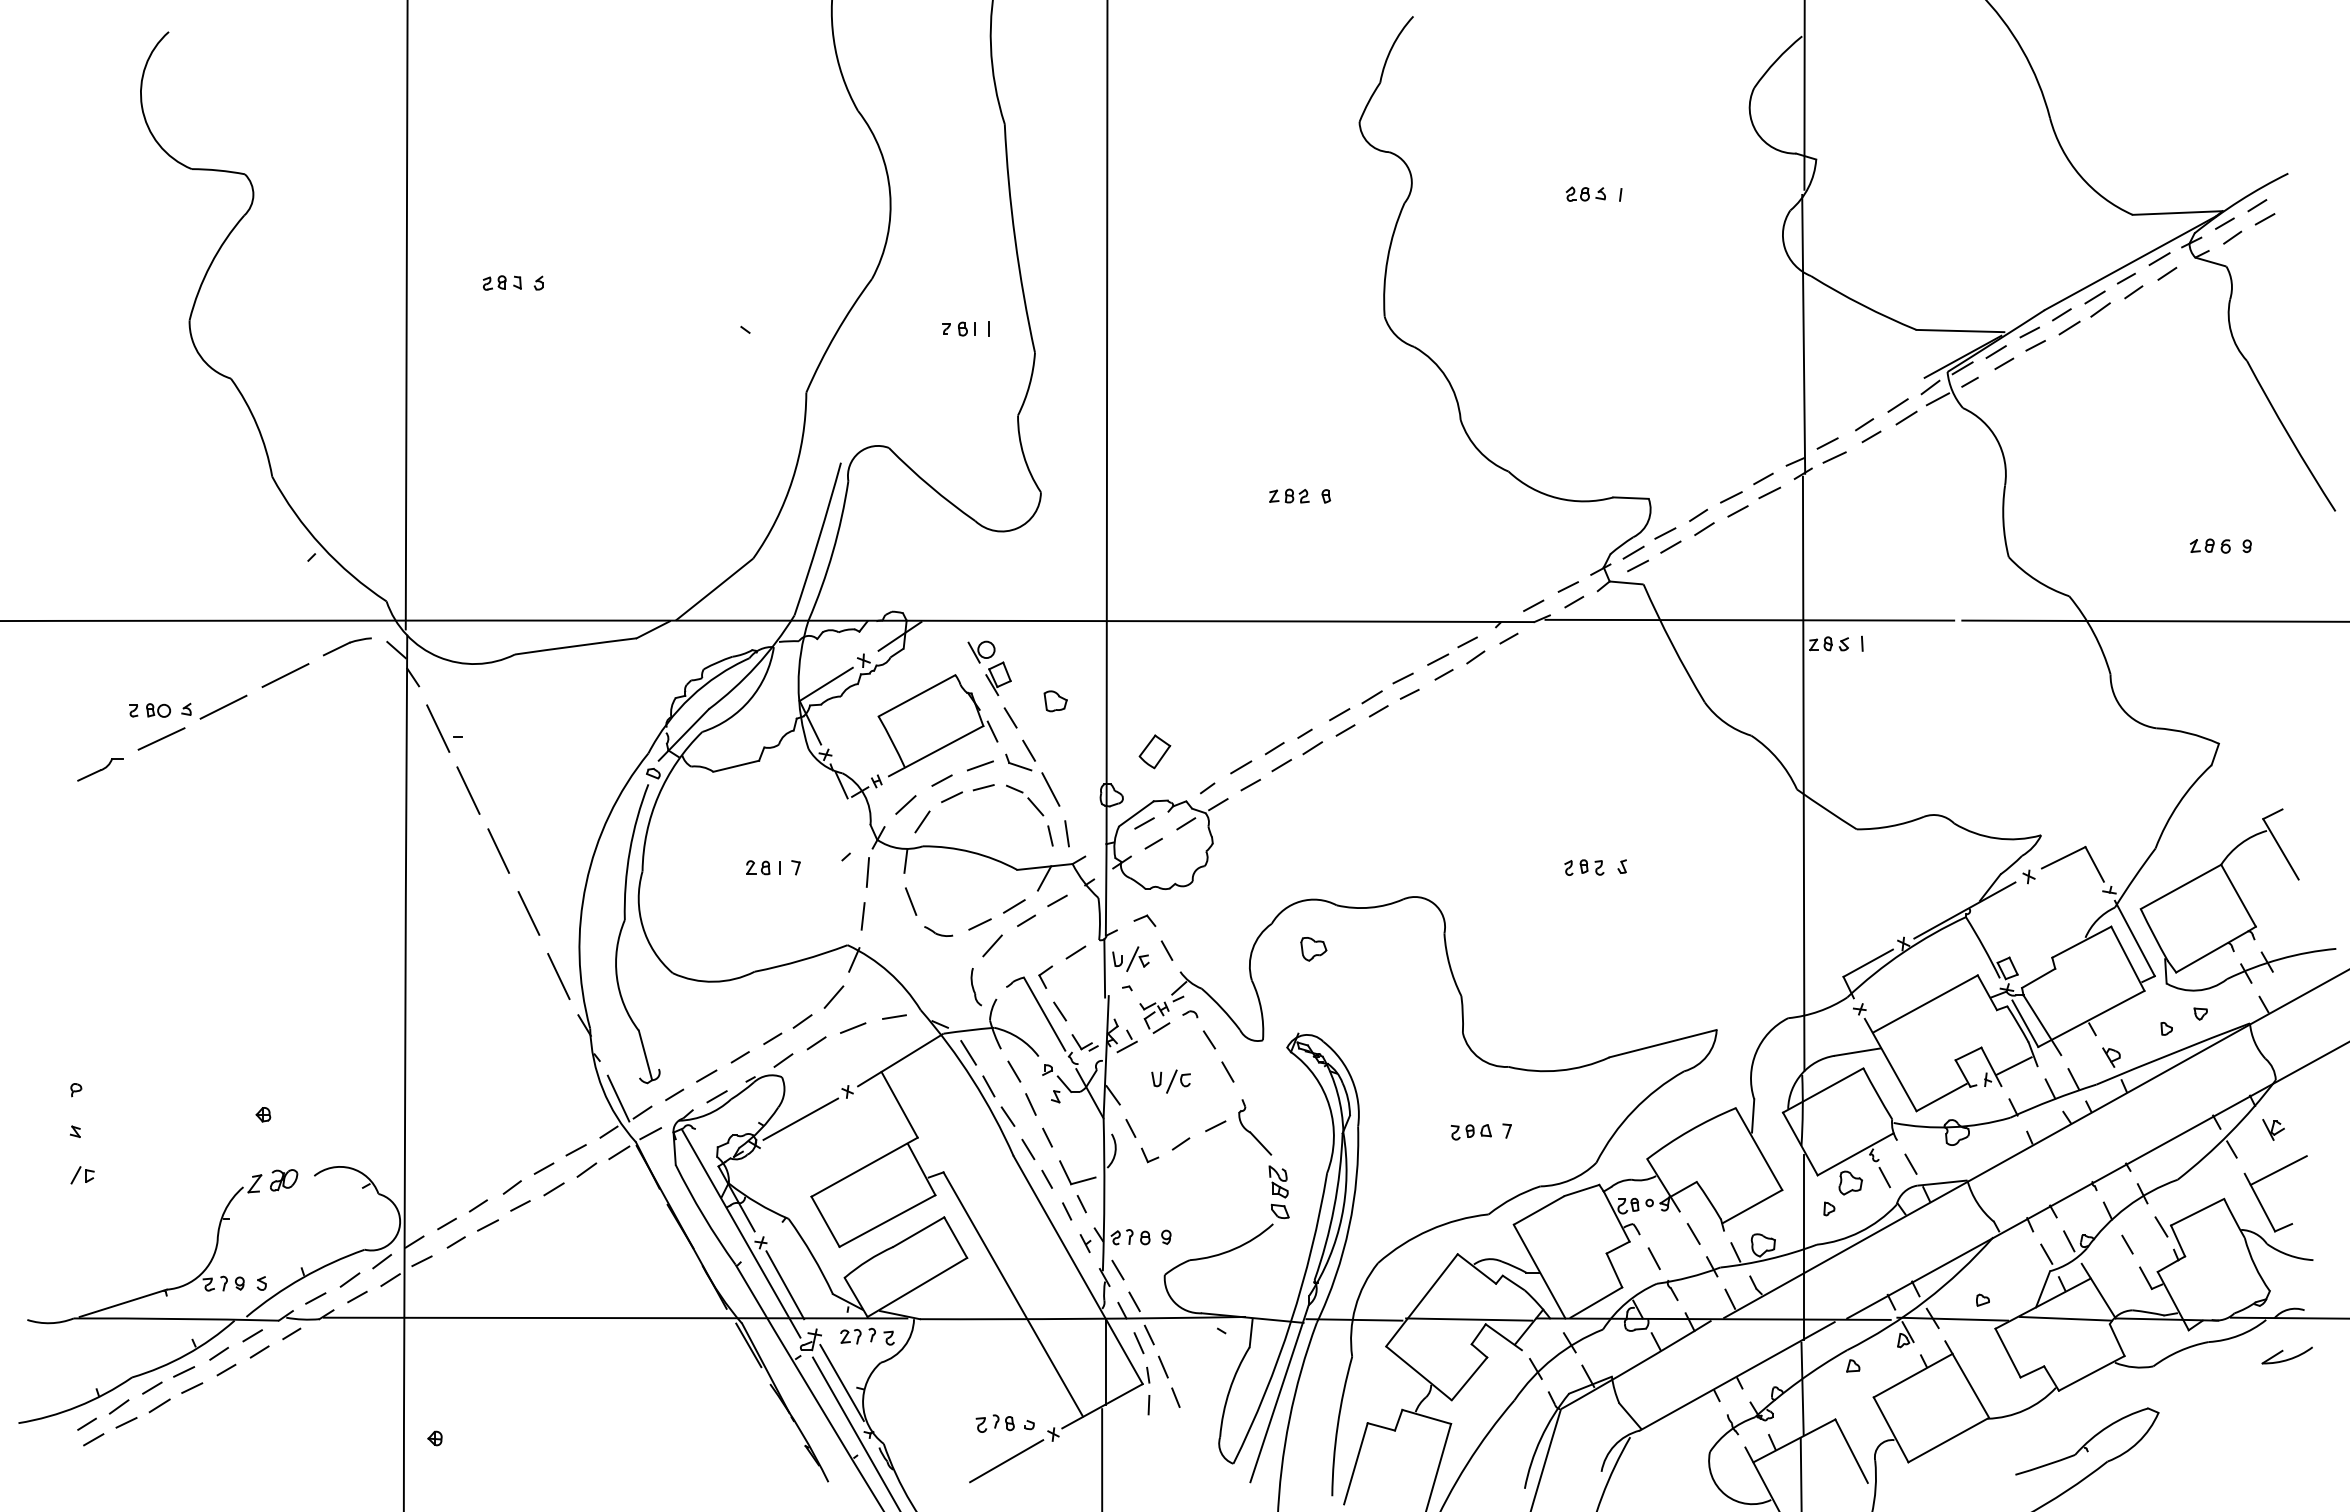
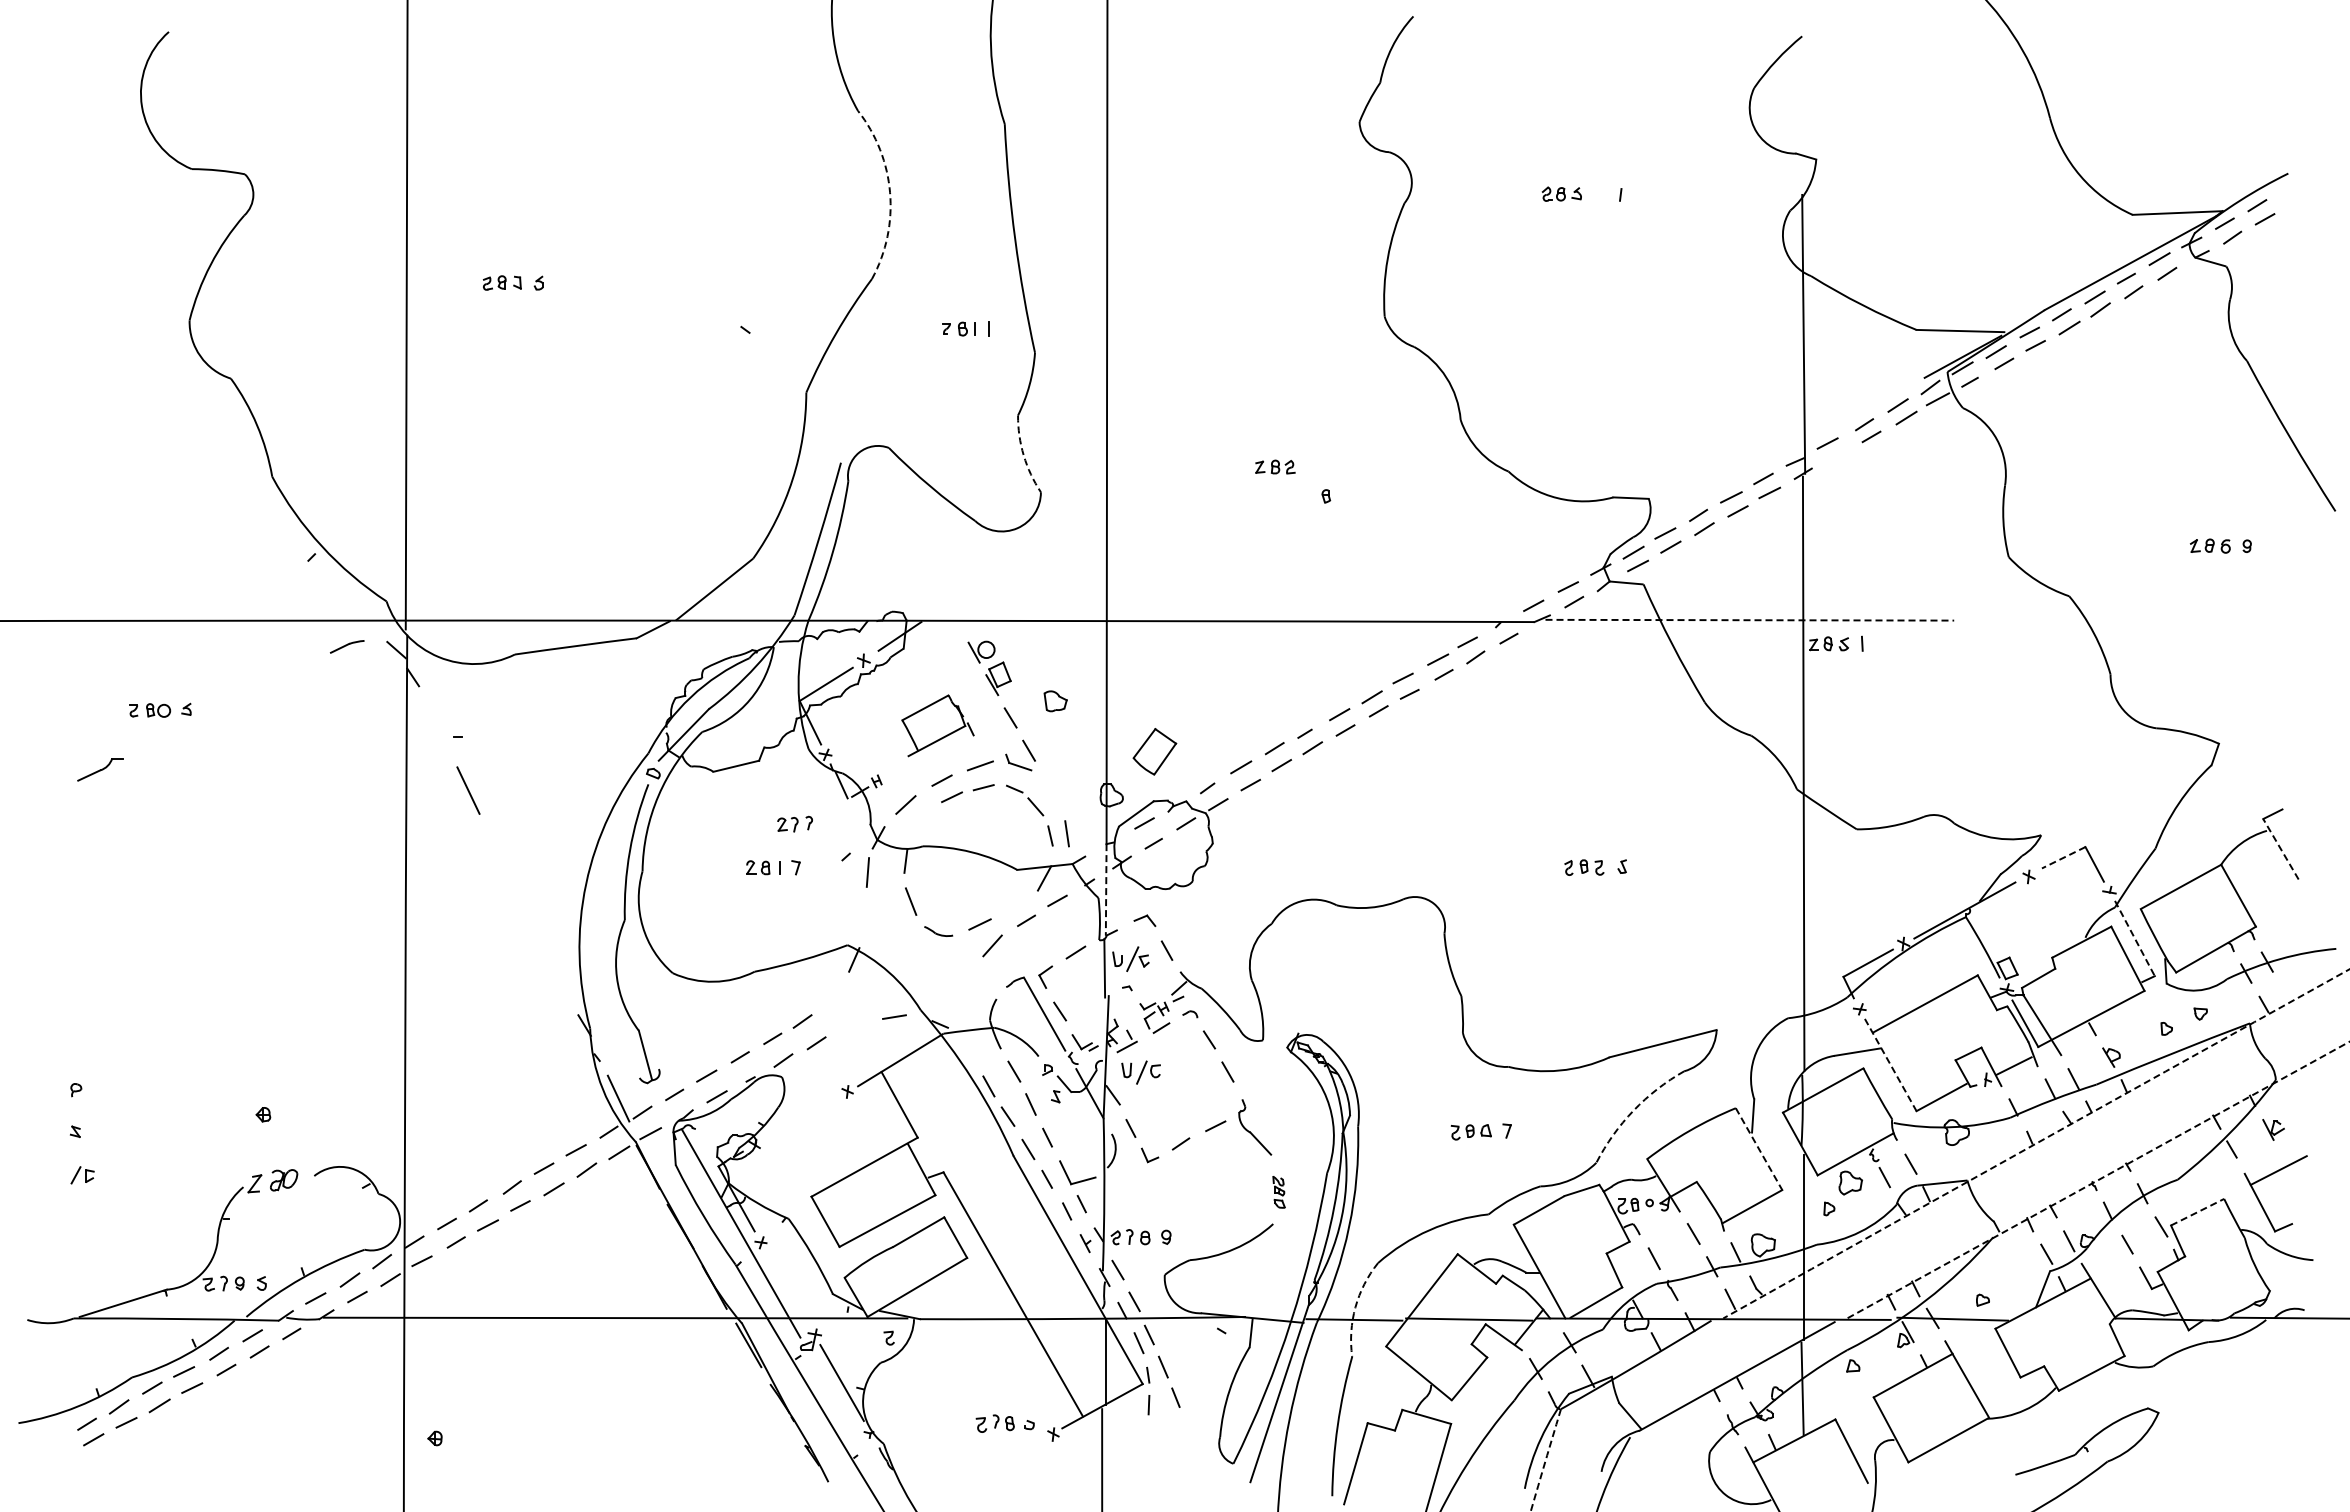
line: present -> none (1804, 95)
arc: solid -> dashed (890, 192)
part position: (1585, 193) -> (1561, 193) (1561, 193)
arc: solid -> dashed (1023, 455)
line: present -> none (1834, 457)
part position: (1289, 495) -> (1275, 466) (1275, 466)
line: solid -> dashed (1750, 620)
line: present -> none (2154, 620)
part size: 49x20 px -> 36x14 px (346, 646)
line: present -> none (285, 675)
line: present -> none (223, 706)
part size: 122x104 px -> 74x64 px (937, 725)
line: present -> none (438, 728)
line: present -> none (161, 738)
part size: 34x36 px -> 46x48 px (1154, 751)
line: present -> none (1050, 789)
line: present -> none (922, 821)
line: solid -> dashed (2280, 848)
line: present -> none (498, 850)
line: solid -> dashed (2063, 857)
line: solid -> dashed (1106, 889)
line: present -> none (1014, 906)
line: present -> none (528, 913)
line: present -> none (862, 916)
line: solid -> dashed (2134, 938)
part: present -> none (1313, 949)
line: present -> none (558, 976)
part: present -> none (975, 987)
line: present -> none (833, 996)
line: present -> none (853, 1027)
line: present -> none (968, 1052)
line: solid -> dashed (1890, 1065)
part position: (1170, 1081) -> (1140, 1072) (1140, 1072)
arc: solid -> dashed (1633, 1110)
line: present -> none (800, 1118)
arc: solid -> dashed (2036, 1143)
line: solid -> dashed (1759, 1149)
line: solid -> dashed (2098, 1180)
part size: 22x55 px -> 14x33 px (1278, 1192)
line: solid -> dashed (2197, 1212)
line: present -> none (785, 1285)
arc: solid -> dashed (1355, 1307)
line: present -> none (2065, 1318)
part position: (857, 1335) -> (794, 823) (794, 823)
part: present -> none (2286, 1355)
line: present -> none (855, 1432)
line: present -> none (1006, 1461)
arc: solid -> dashed (1545, 1461)
line: present -> none (1800, 1472)
